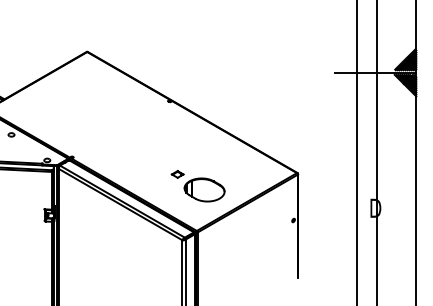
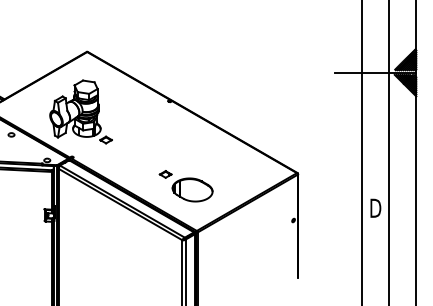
part: none -> present (80, 111)
line position: (356, 152) -> (361, 152) (361, 152)
line position: (377, 152) -> (389, 152) (389, 152)
part position: (197, 186) -> (185, 186) (185, 186)
